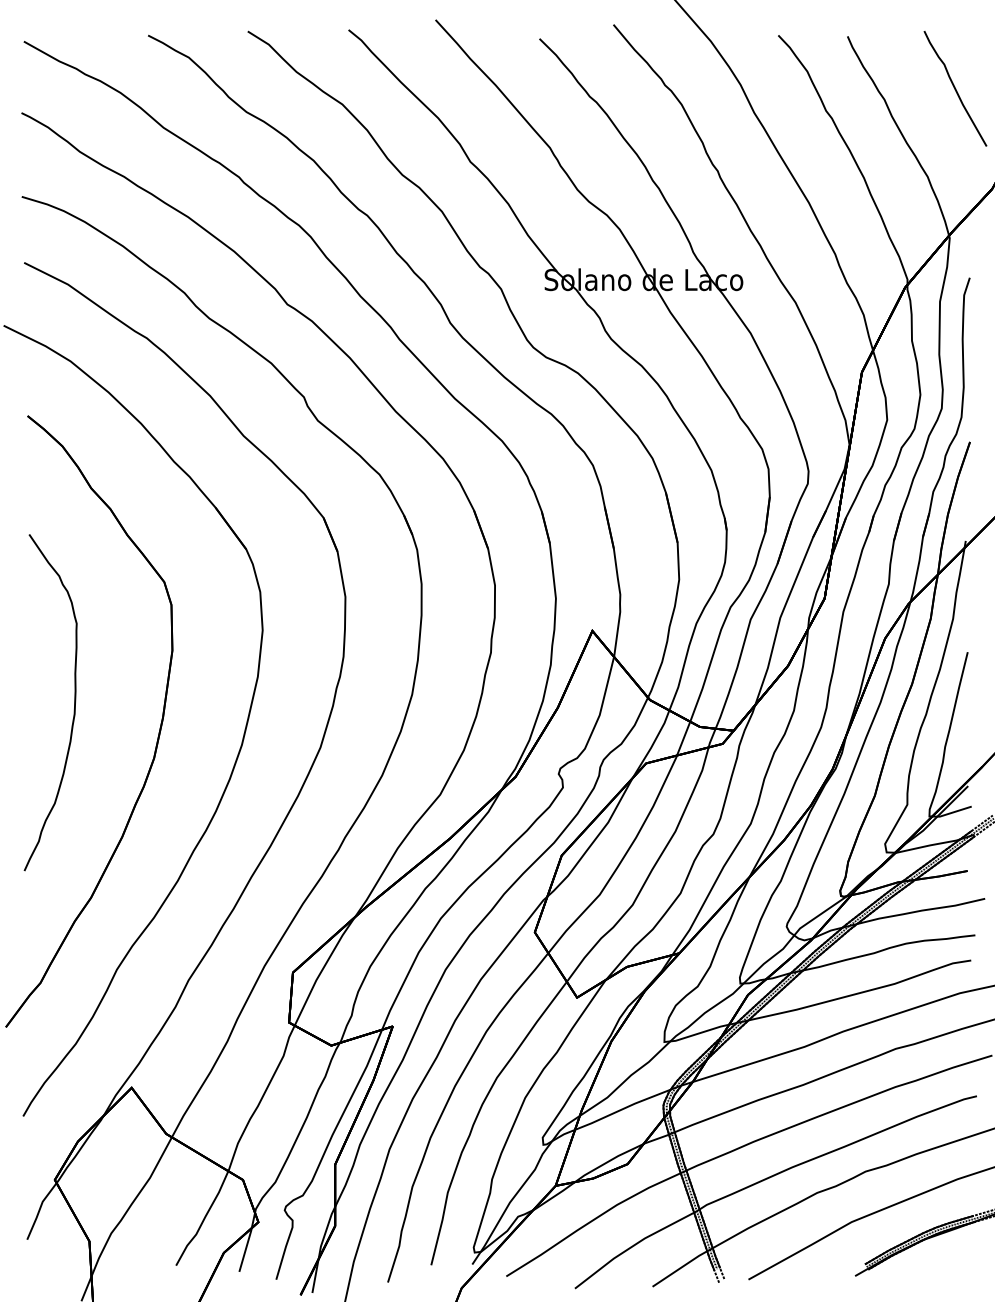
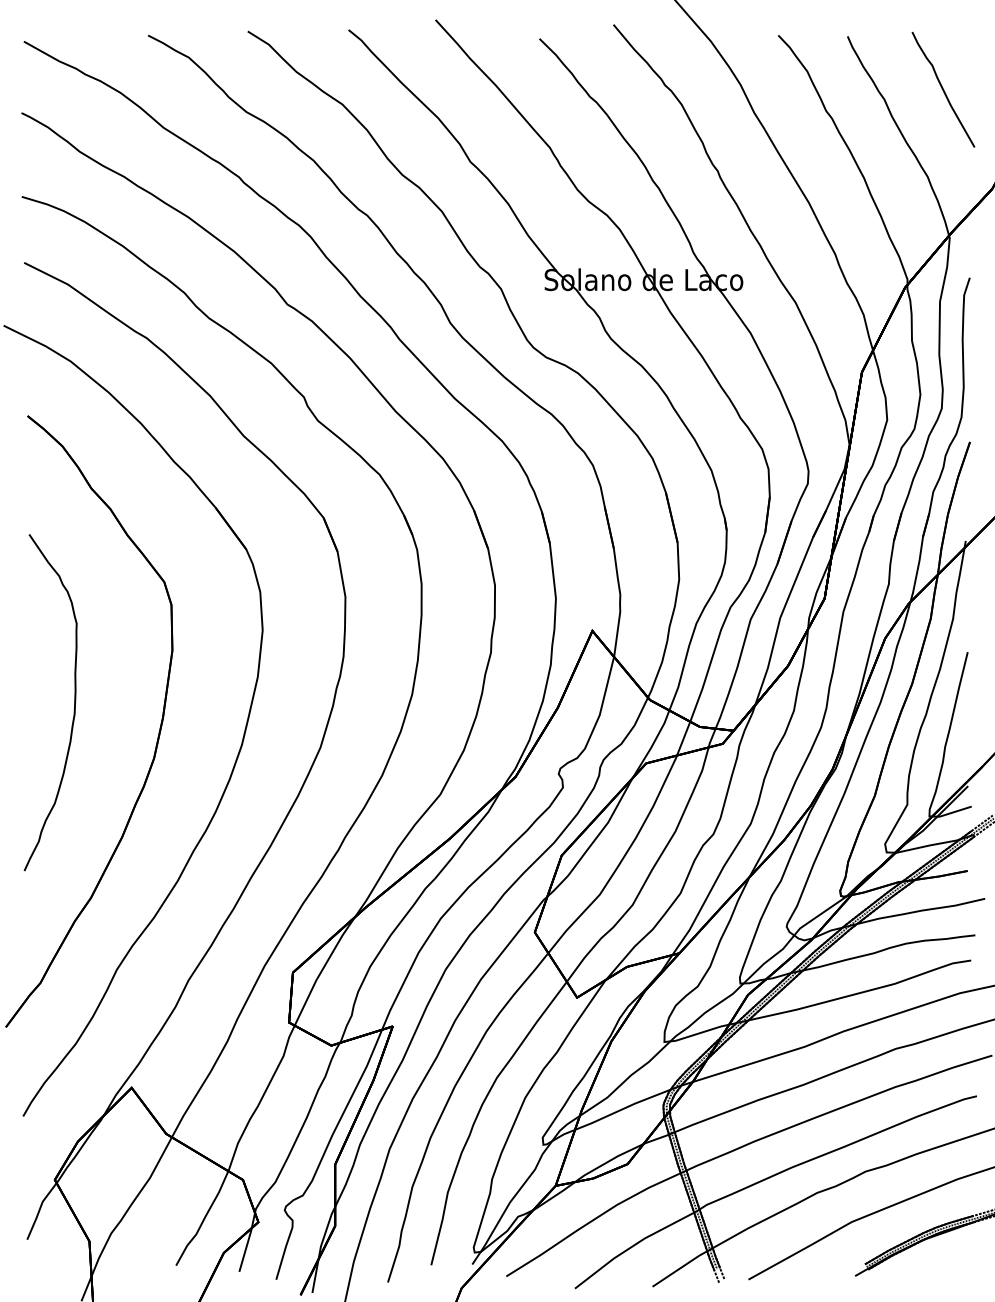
curve position: (955, 88) -> (943, 89) (943, 89)
